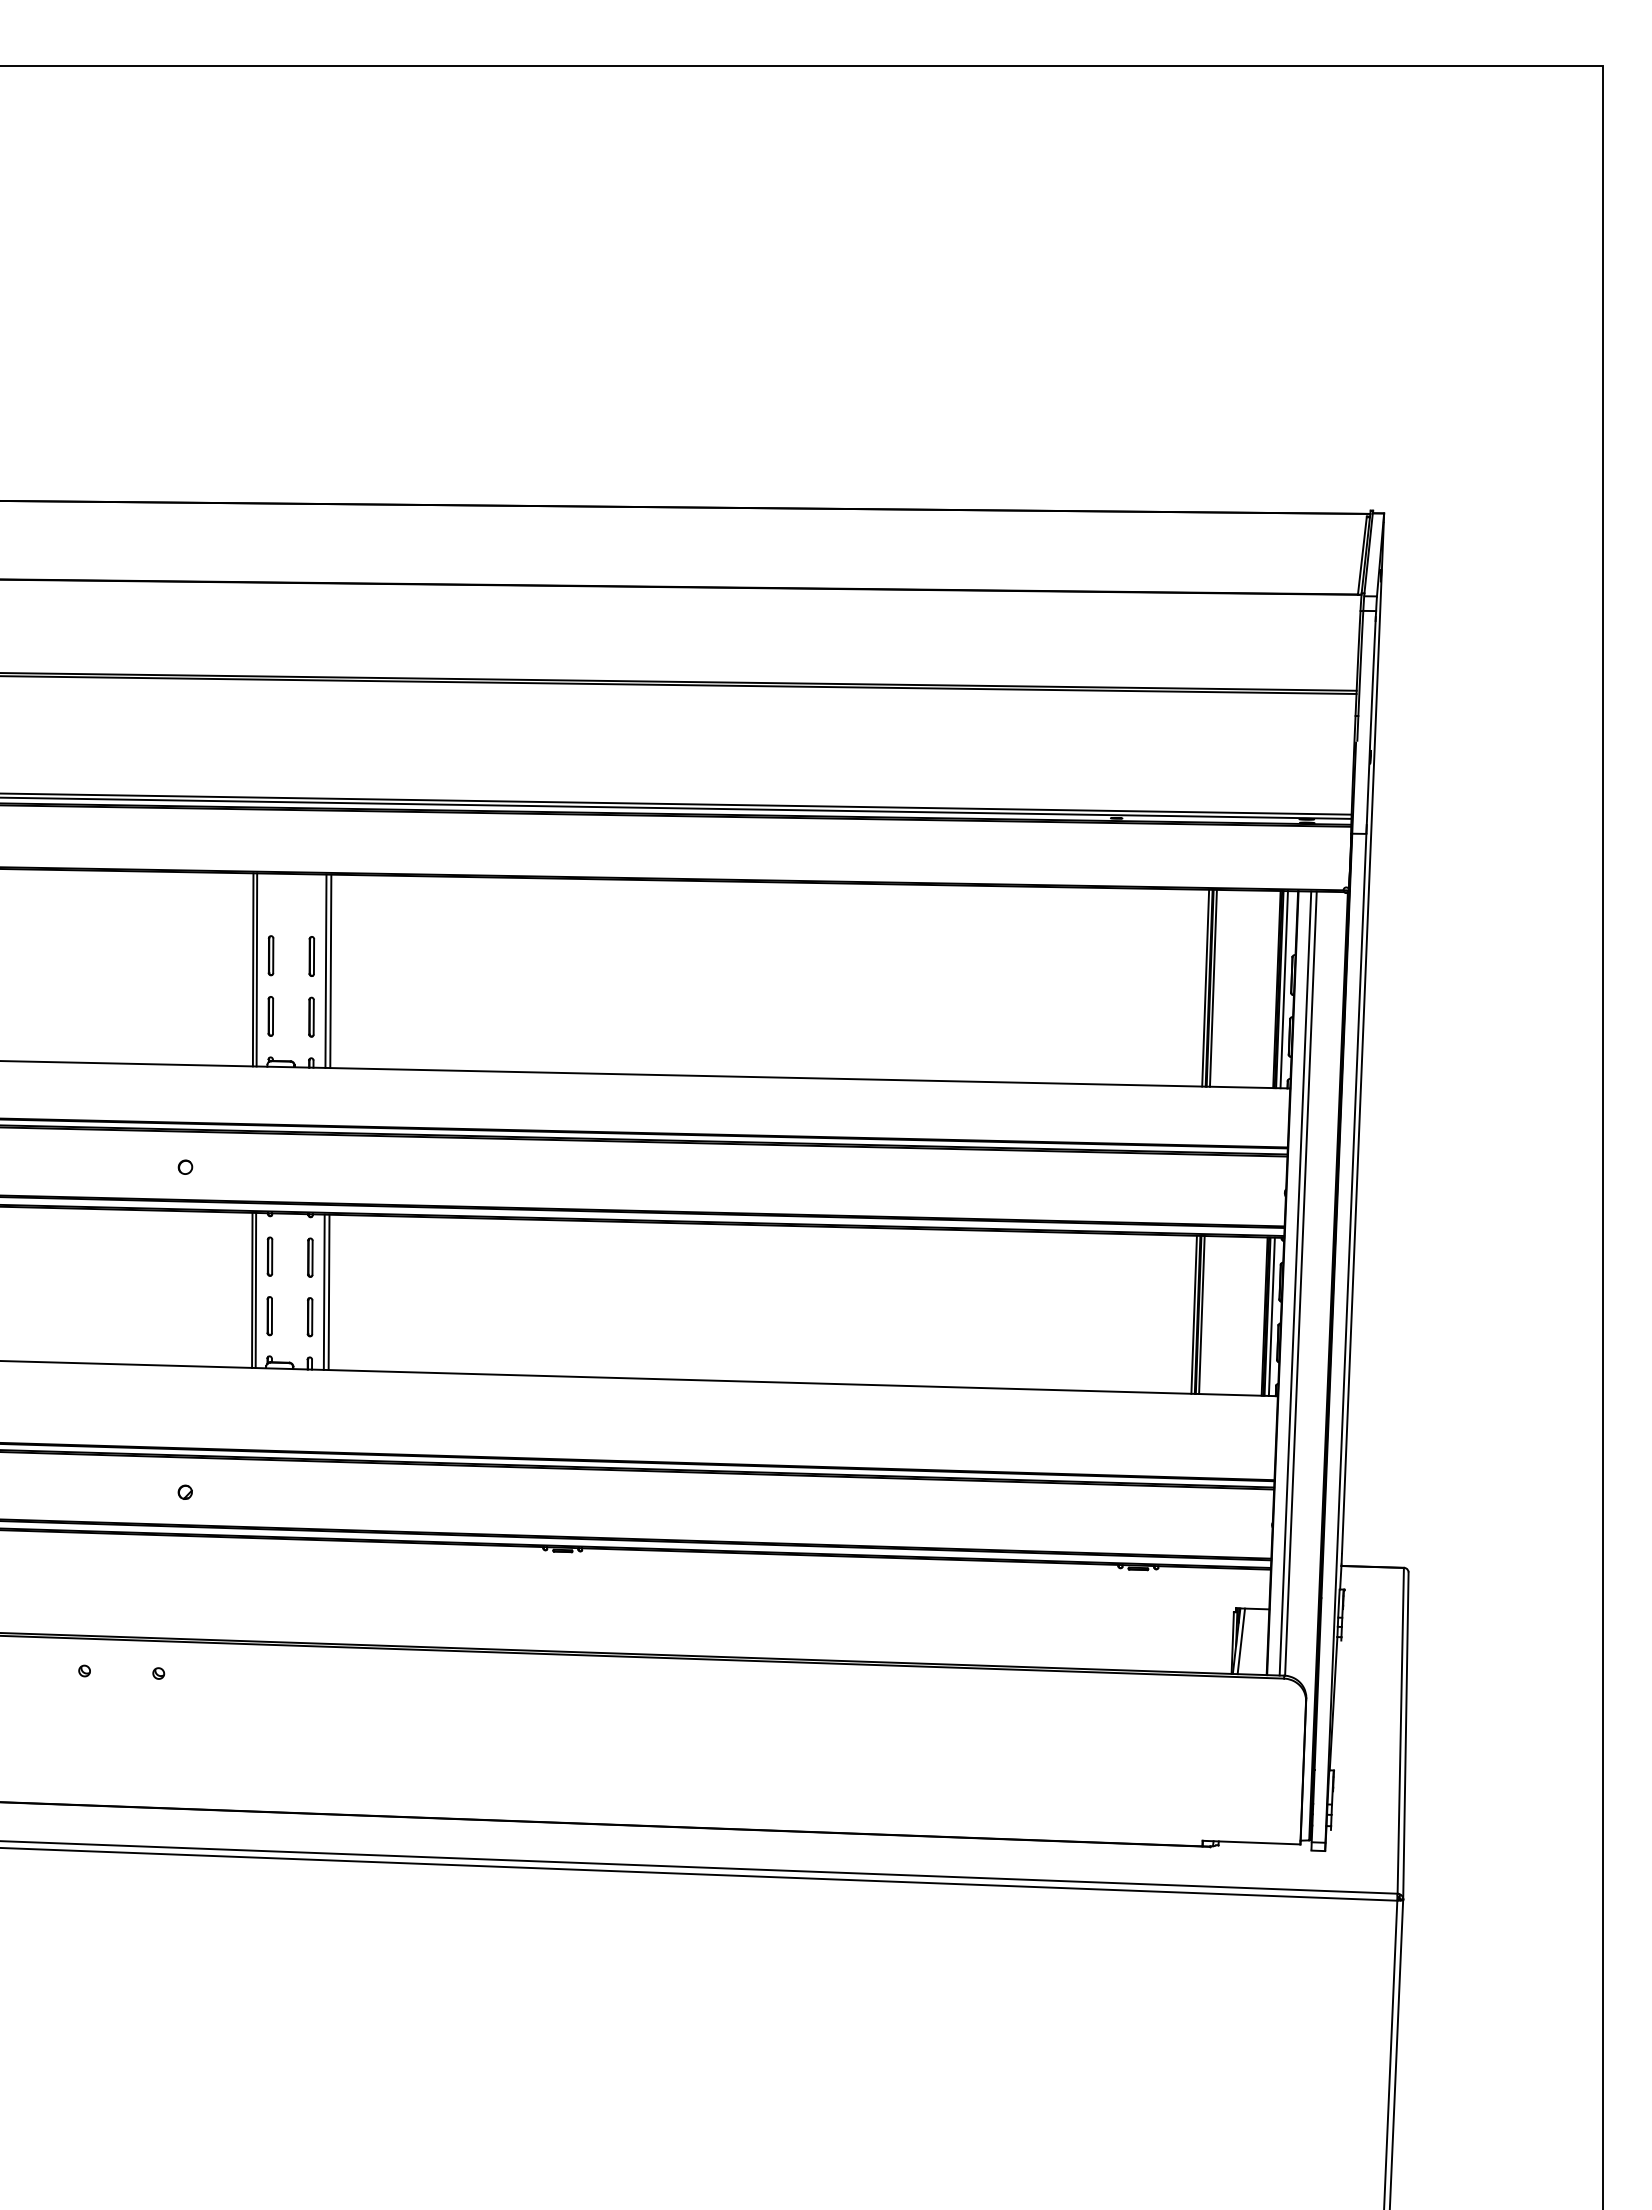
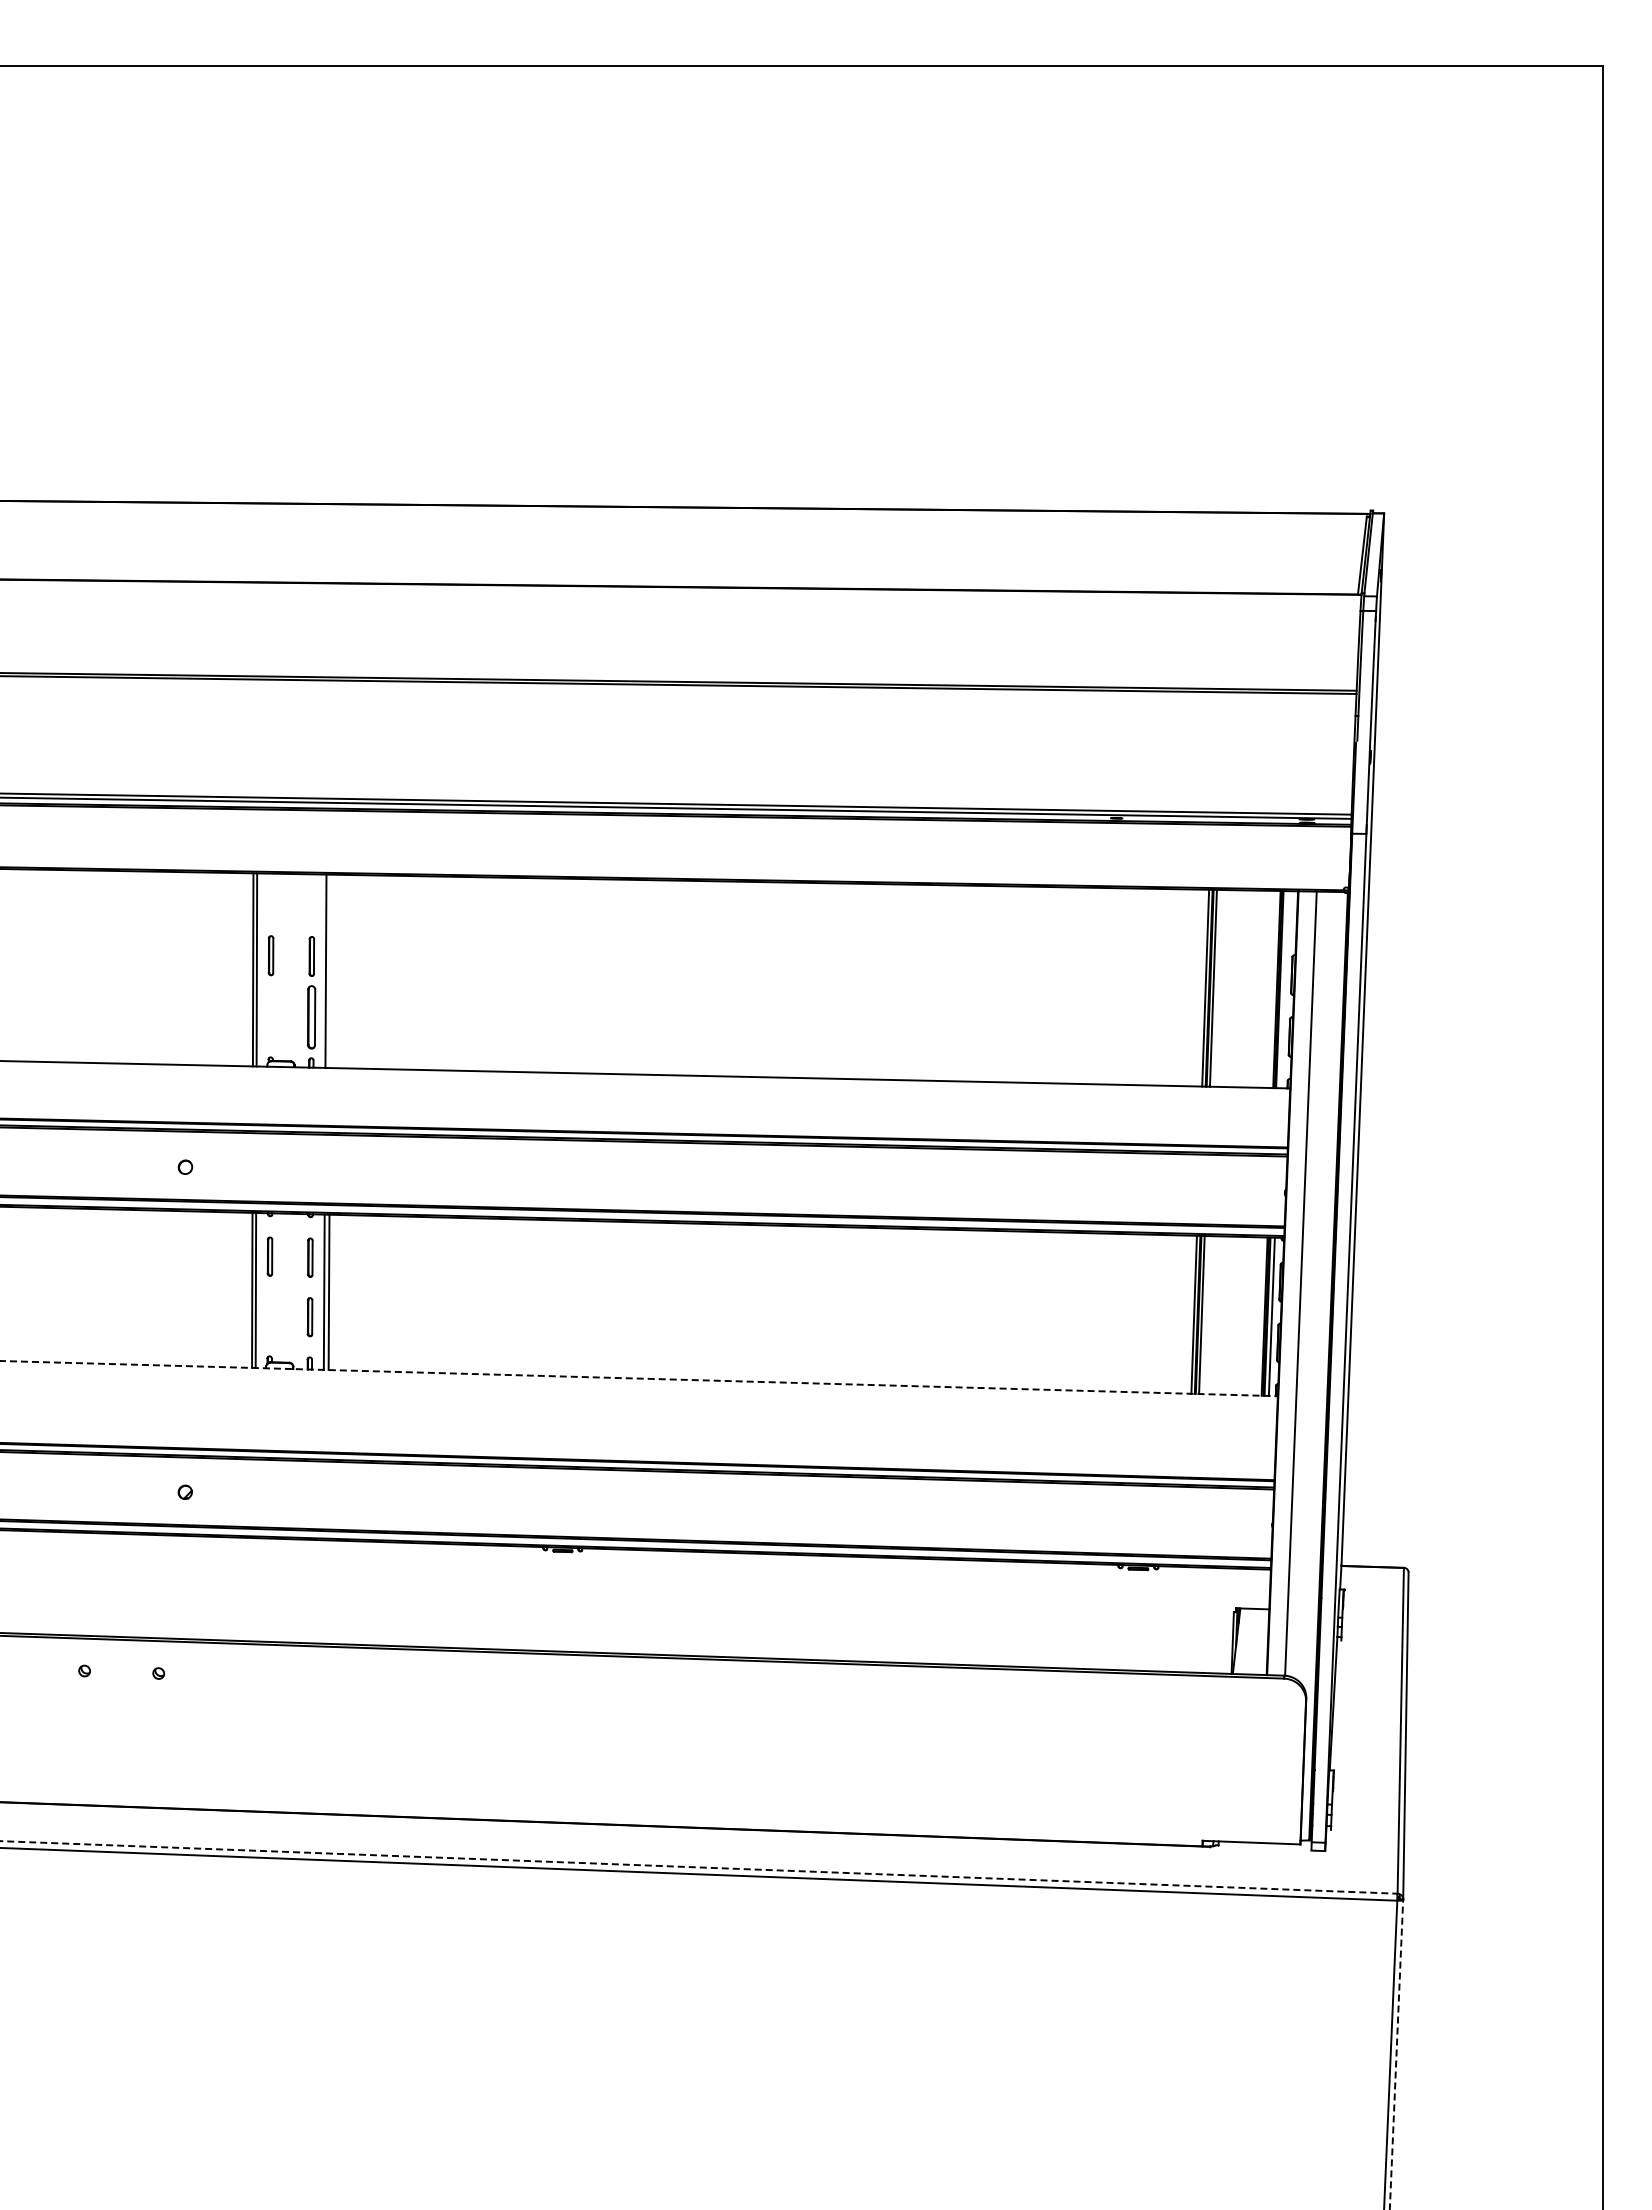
line: present -> none (330, 971)
line: present -> none (1283, 989)
part: present -> none (270, 1016)
part size: 7x42 px -> 10x65 px (311, 1017)
line: present -> none (1295, 1283)
part: present -> none (269, 1316)
line: solid -> dashed (639, 1378)
line: present -> none (1241, 1641)
line: solid -> dashed (699, 1867)
line: solid -> dashed (1396, 2054)
